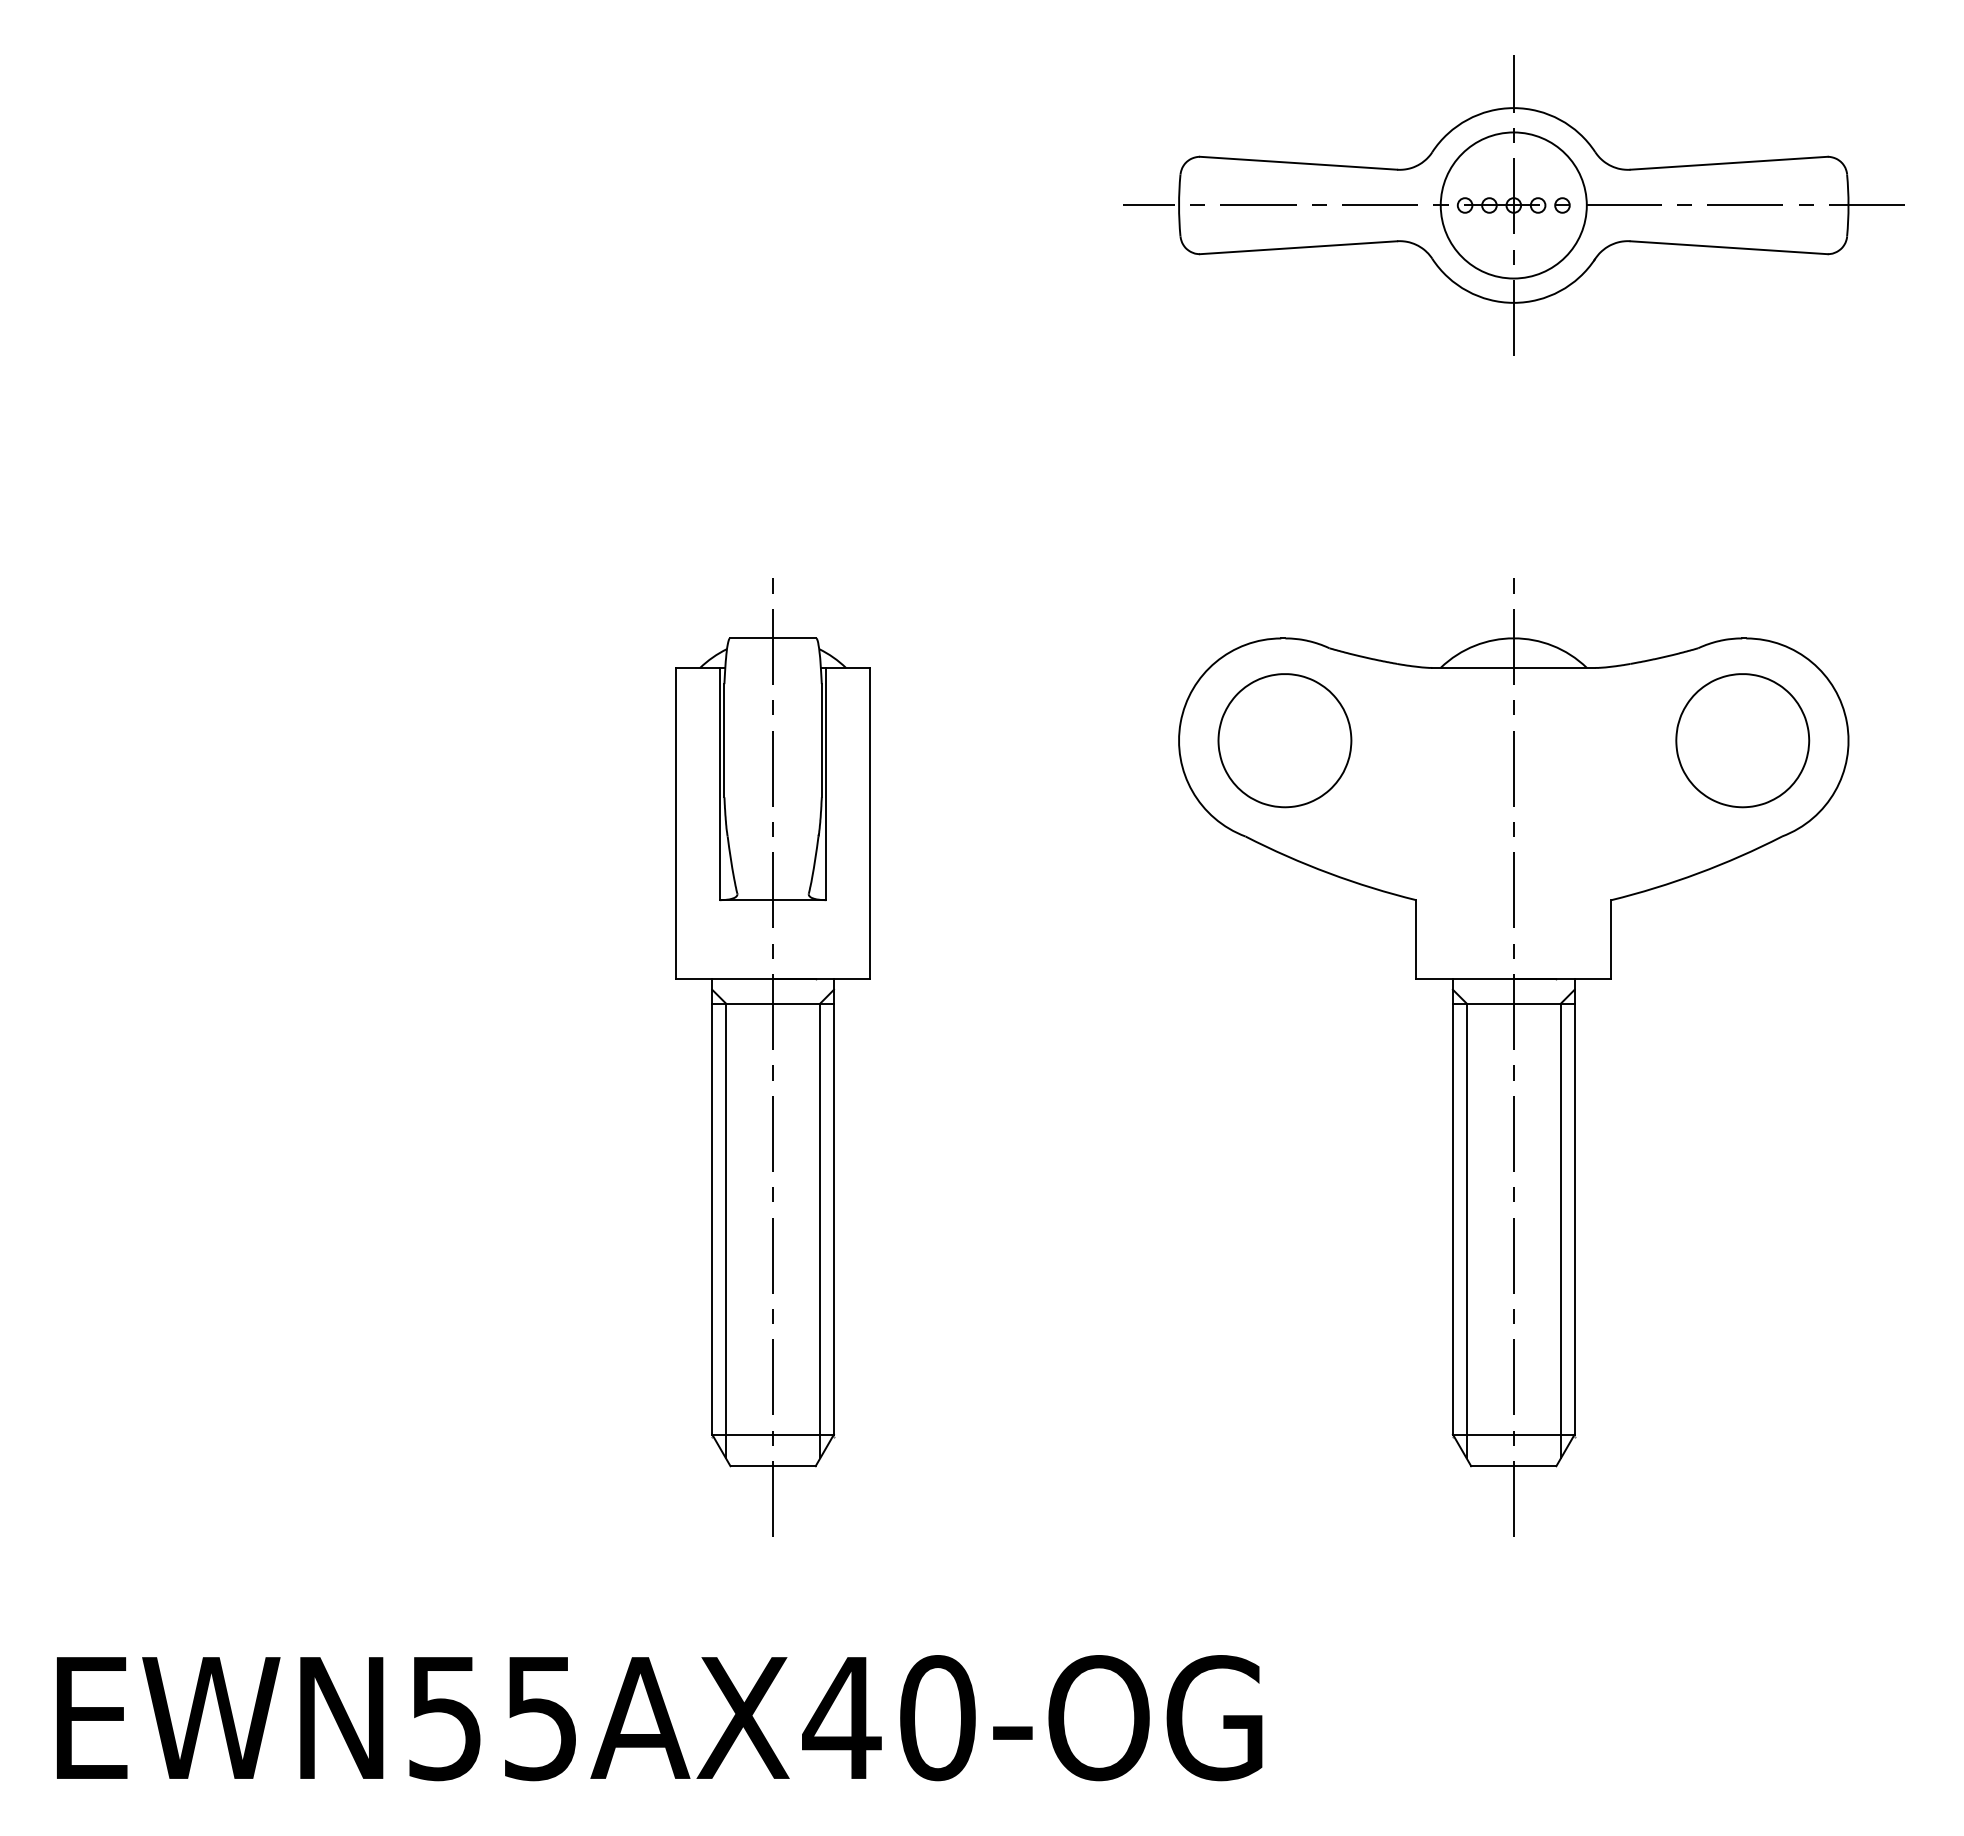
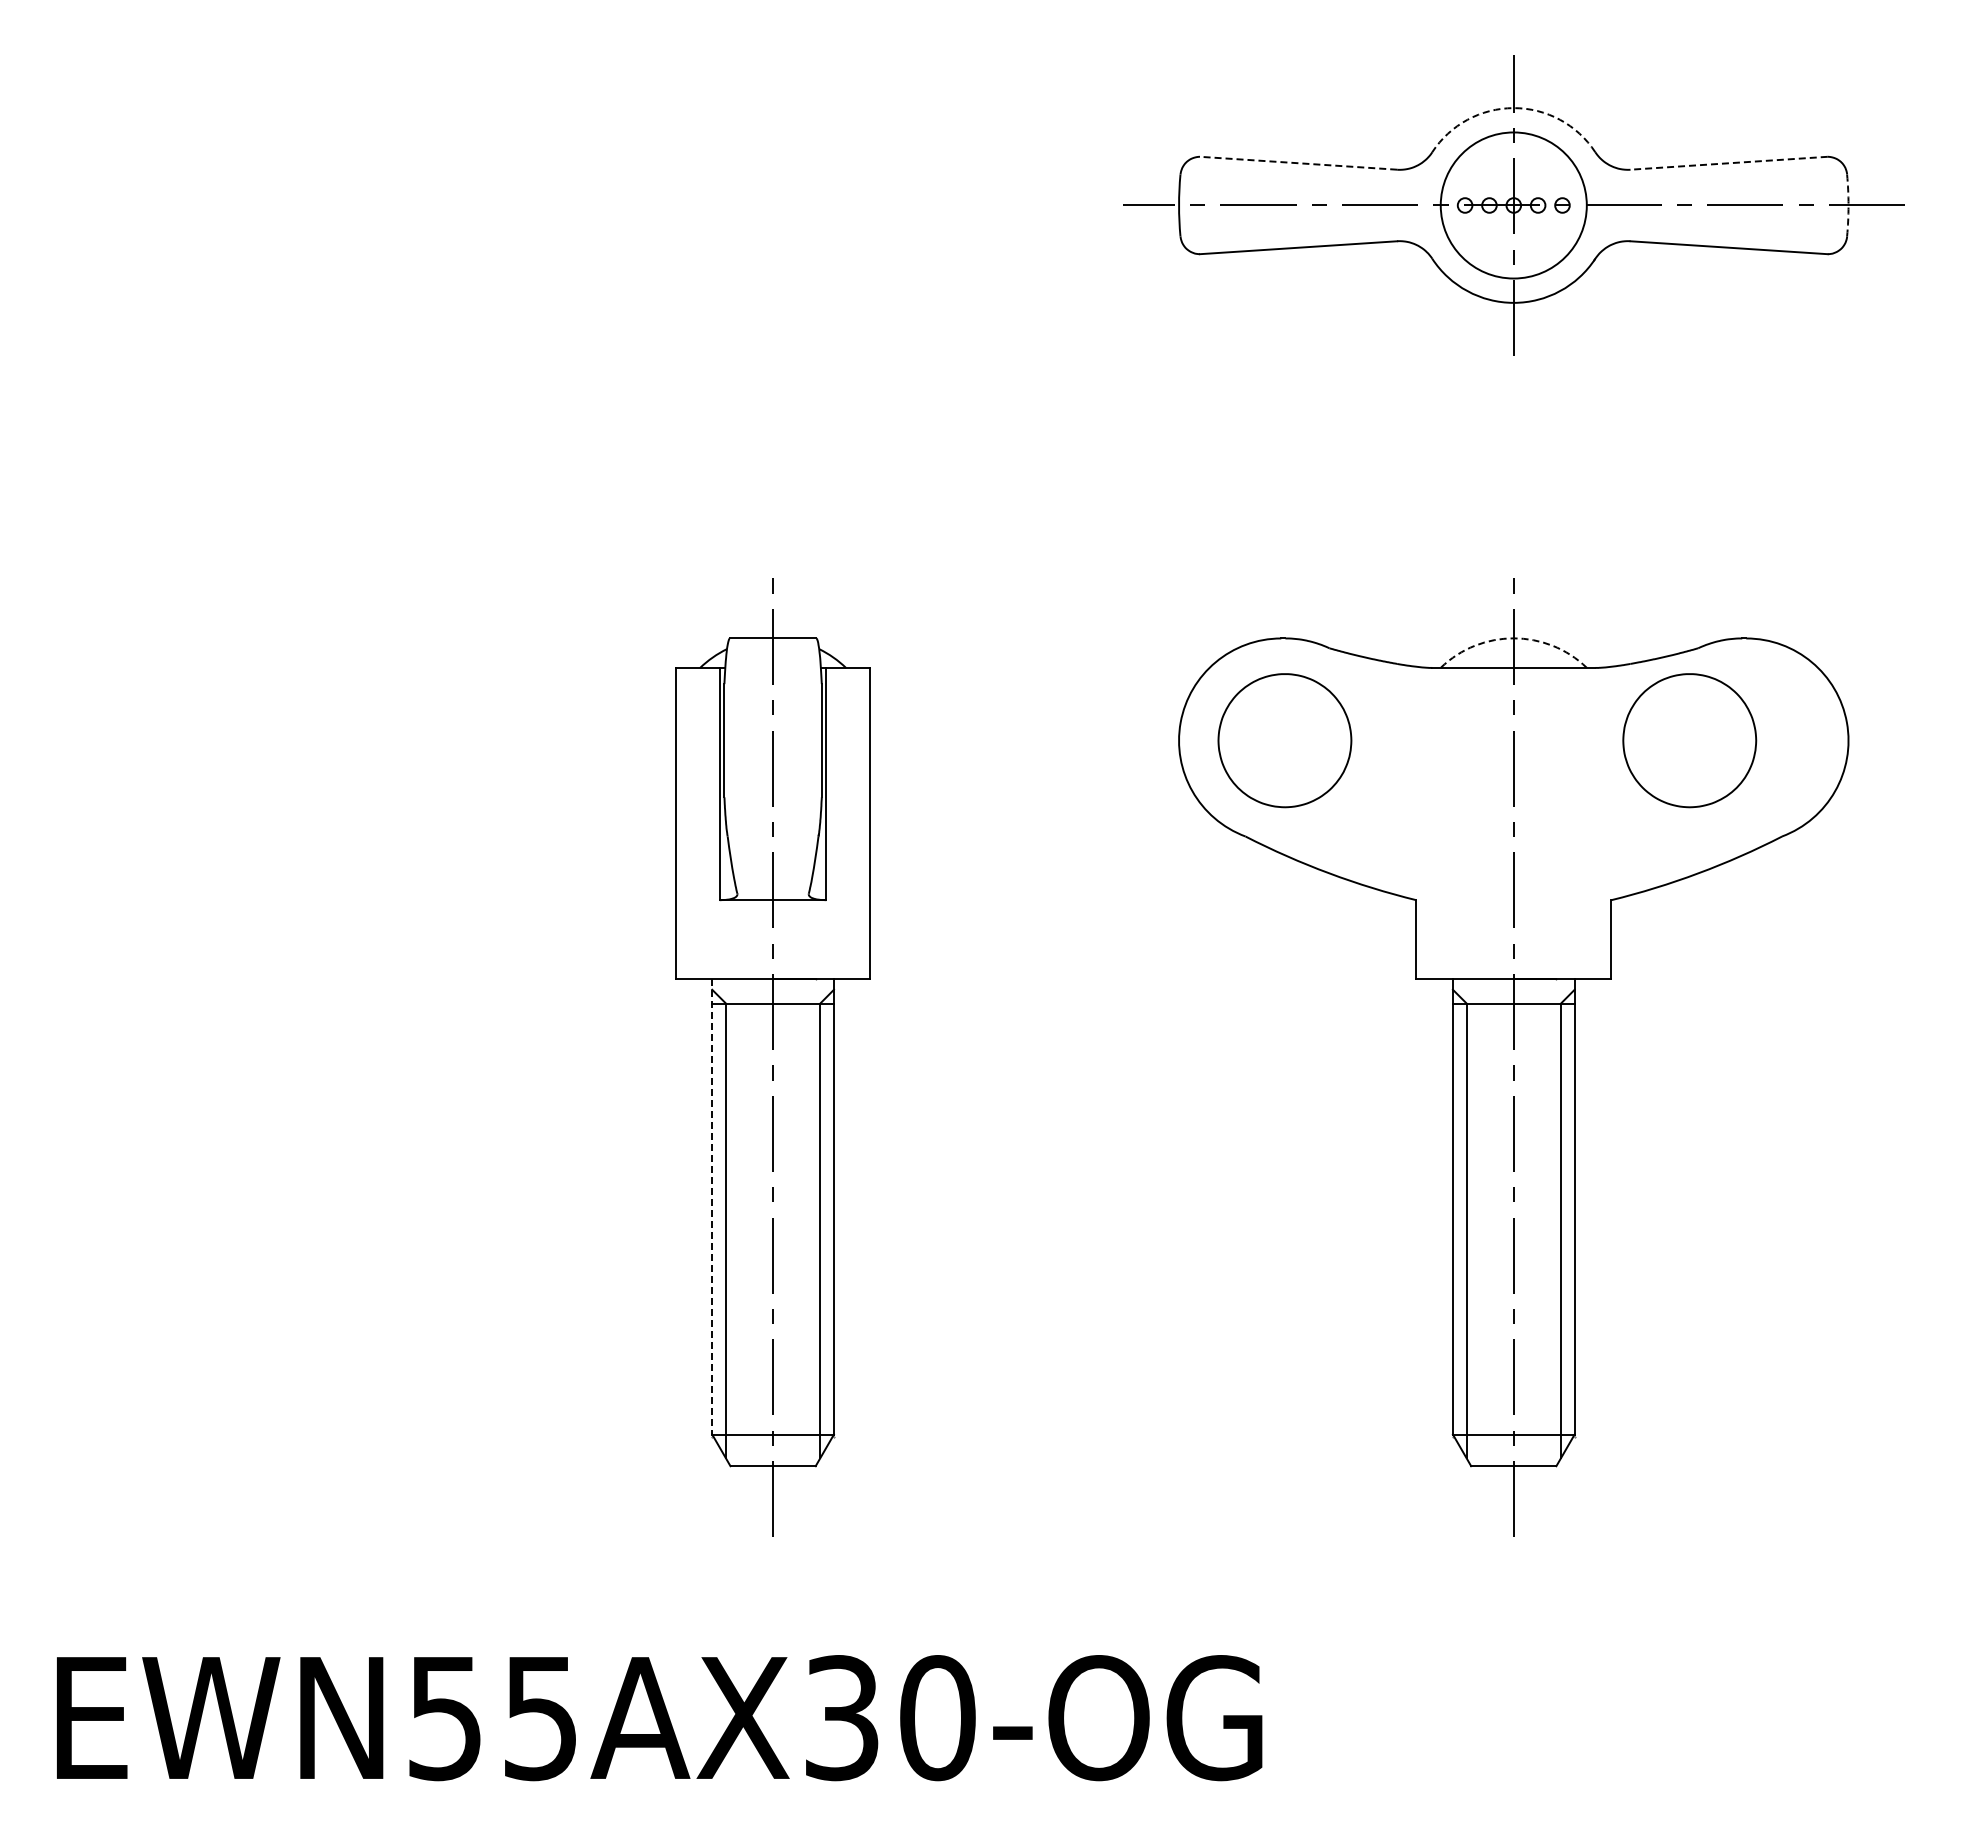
arc: solid -> dashed (1513, 108)
line: solid -> dashed (1298, 163)
line: solid -> dashed (1729, 163)
arc: solid -> dashed (1848, 205)
arc: solid -> dashed (1513, 638)
part position: (1742, 740) -> (1689, 740) (1689, 740)
line: solid -> dashed (712, 1206)
text: EWN55AX40-OG -> EWN55AX30-OG (841, 1718)
